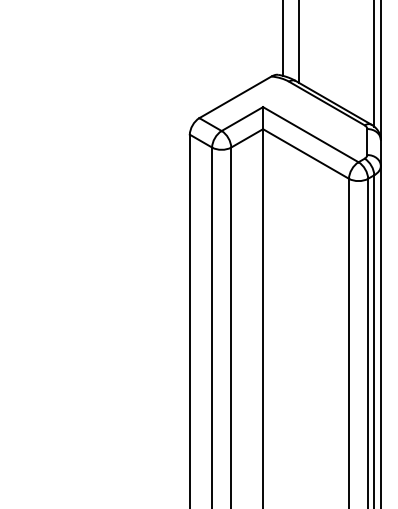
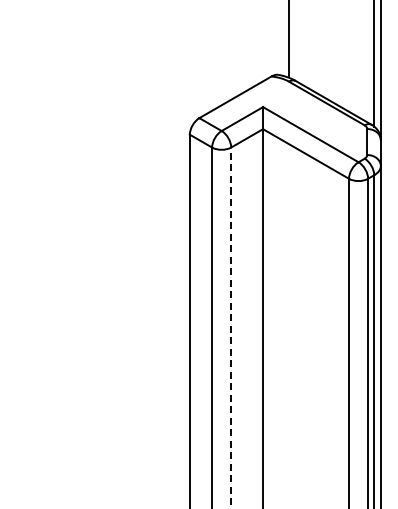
line position: (282, 38) -> (288, 38) (288, 38)
line: present -> none (298, 42)
line: solid -> dashed (231, 327)
